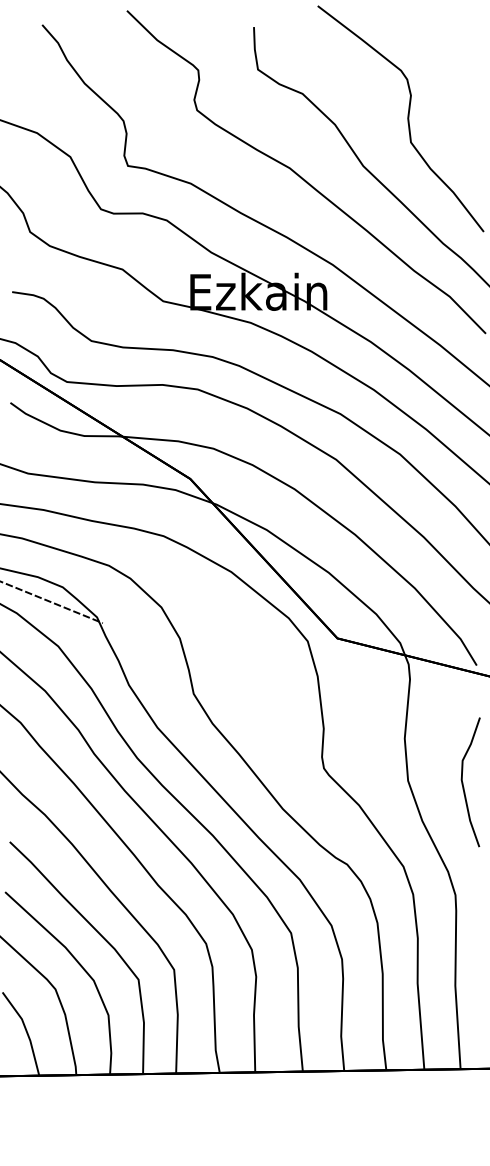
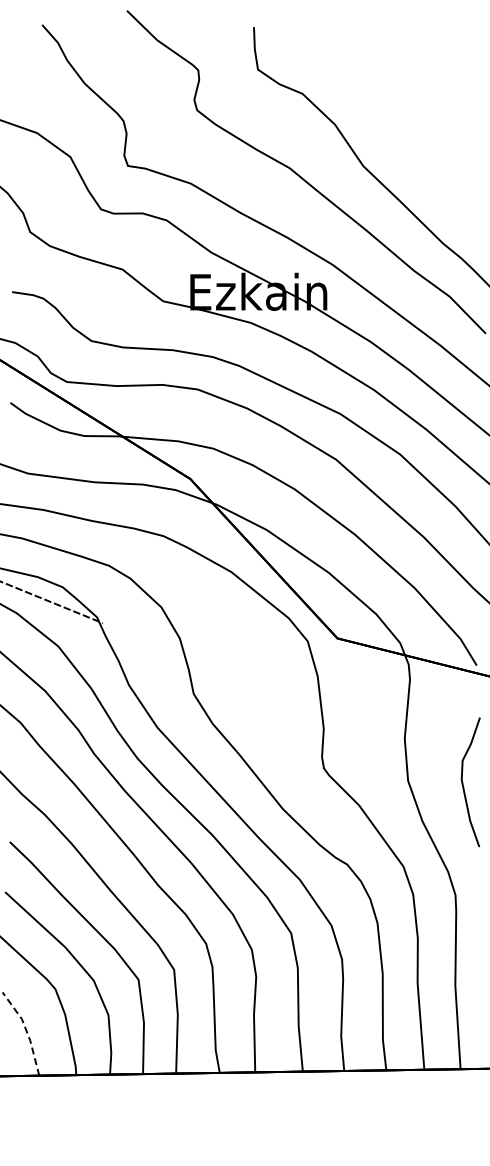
curve: present -> none (407, 118)
line: solid -> dashed (26, 1030)
